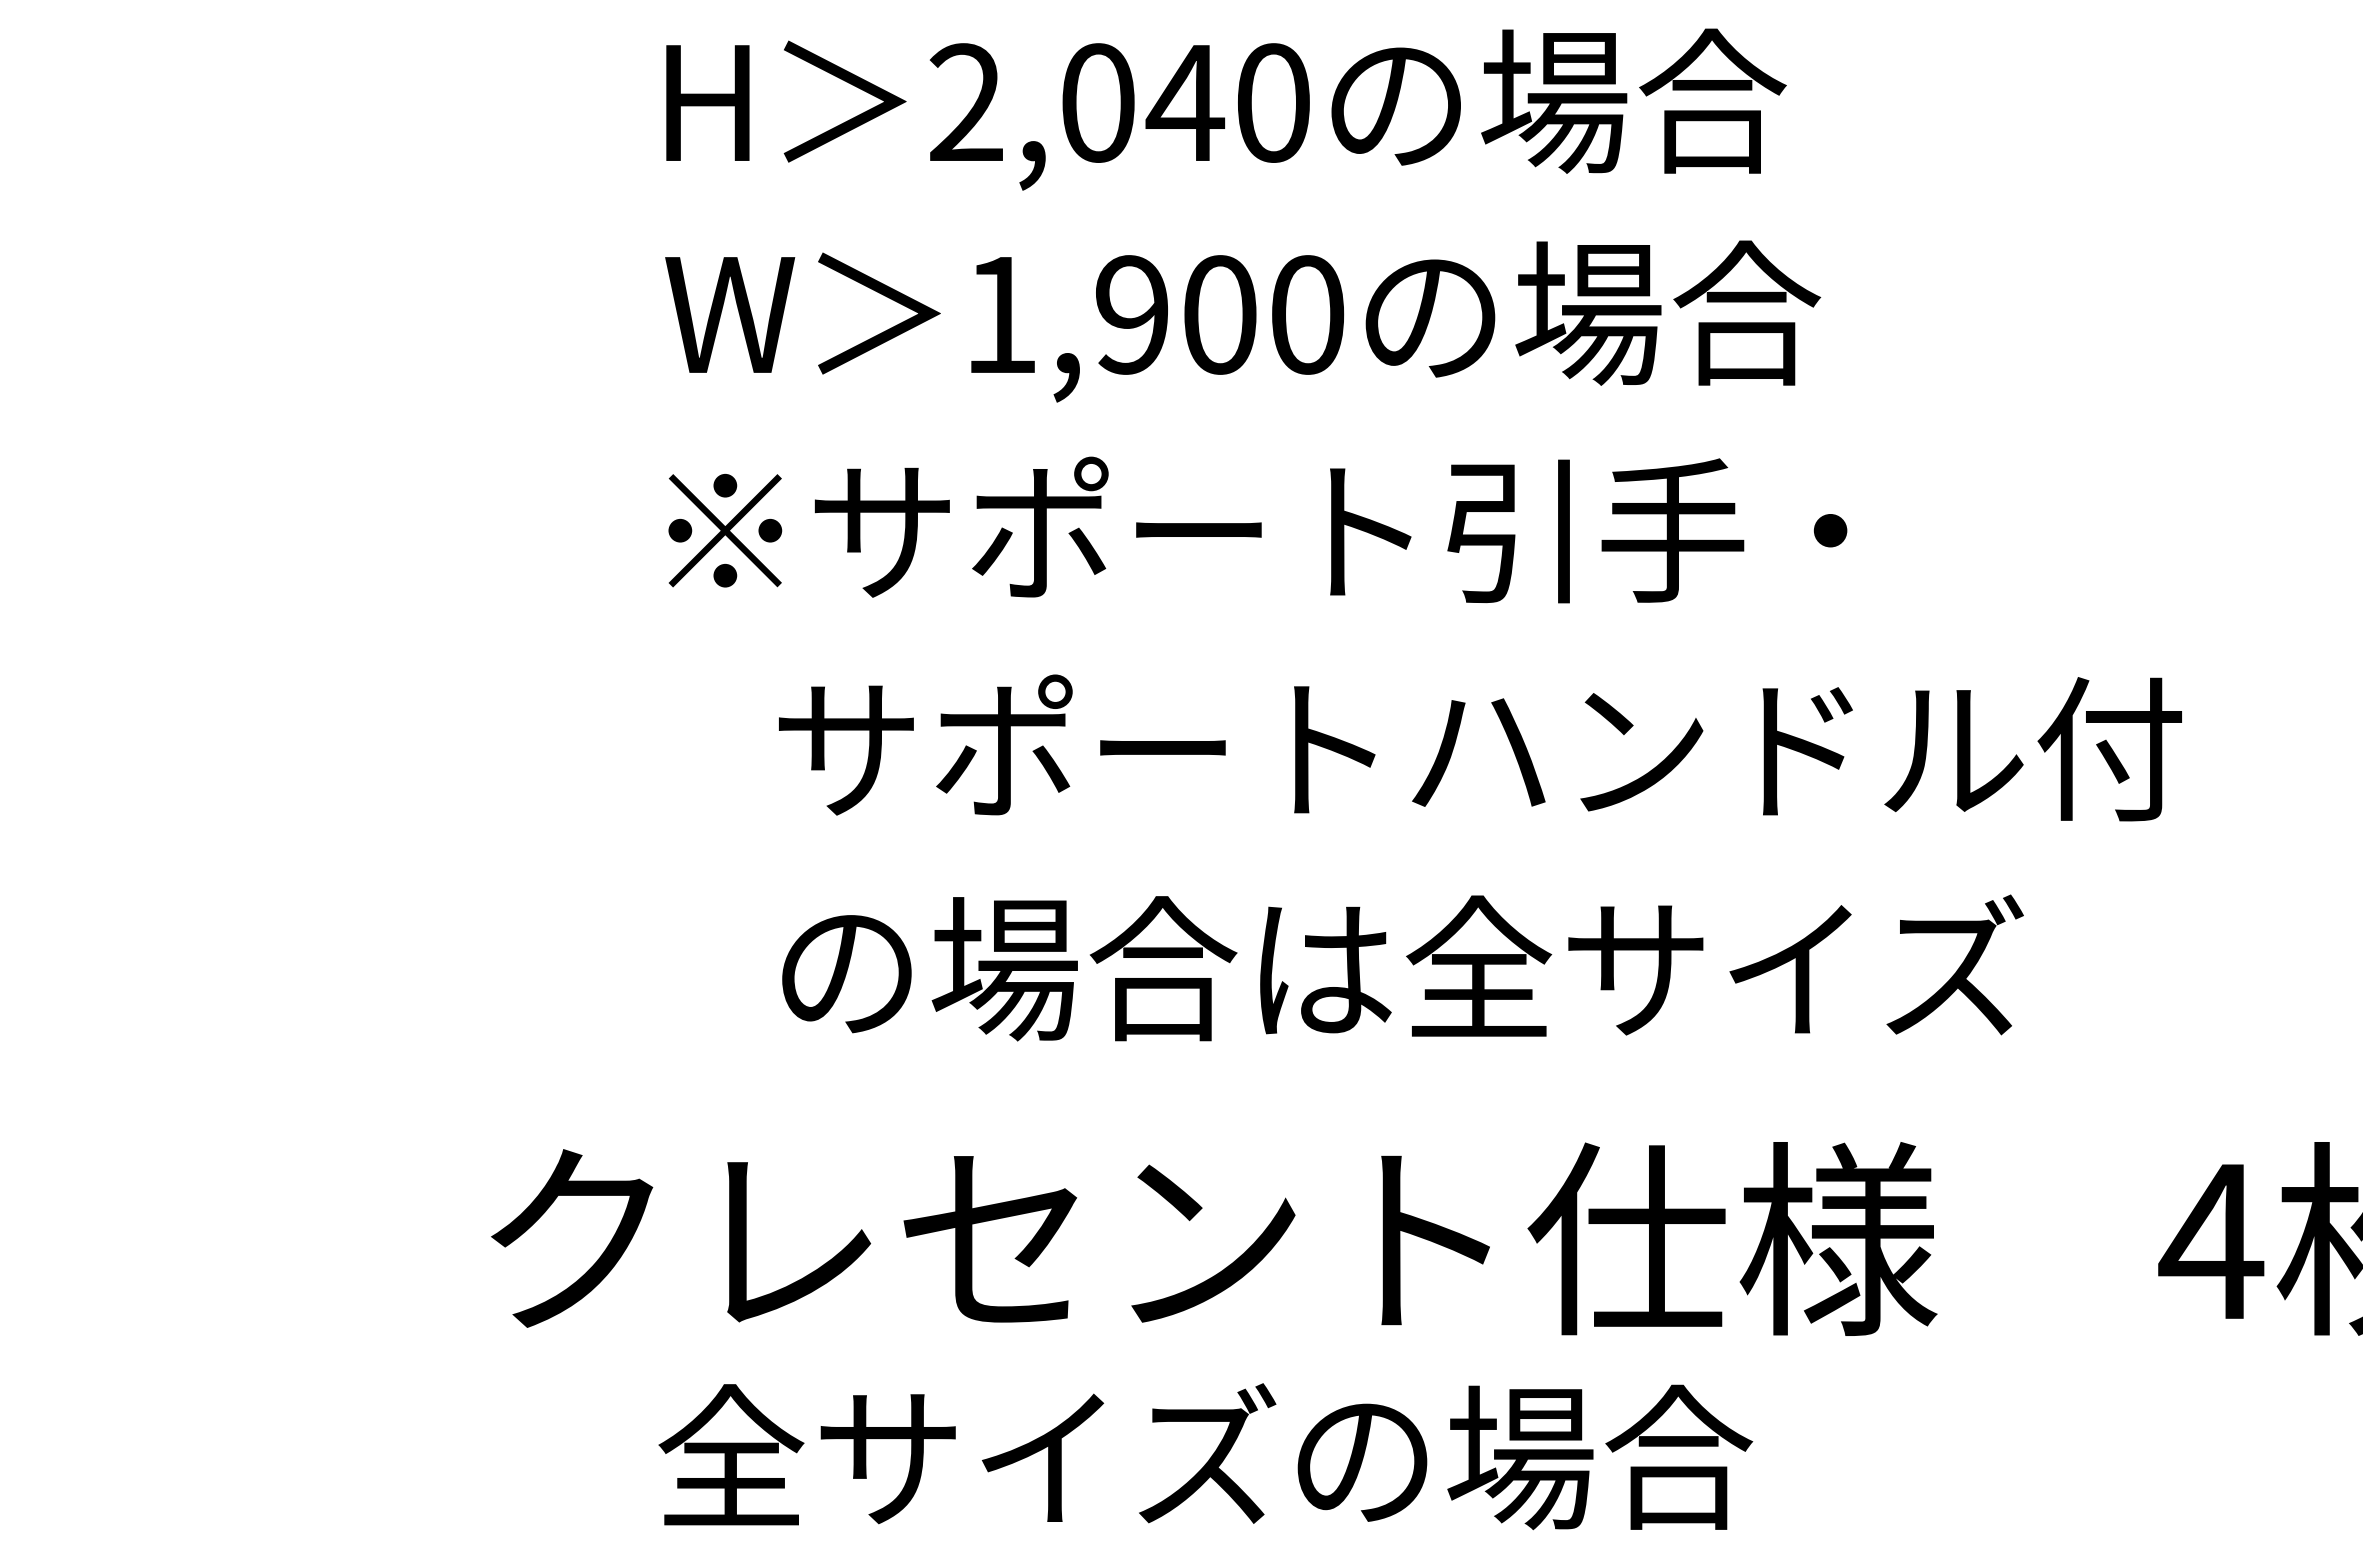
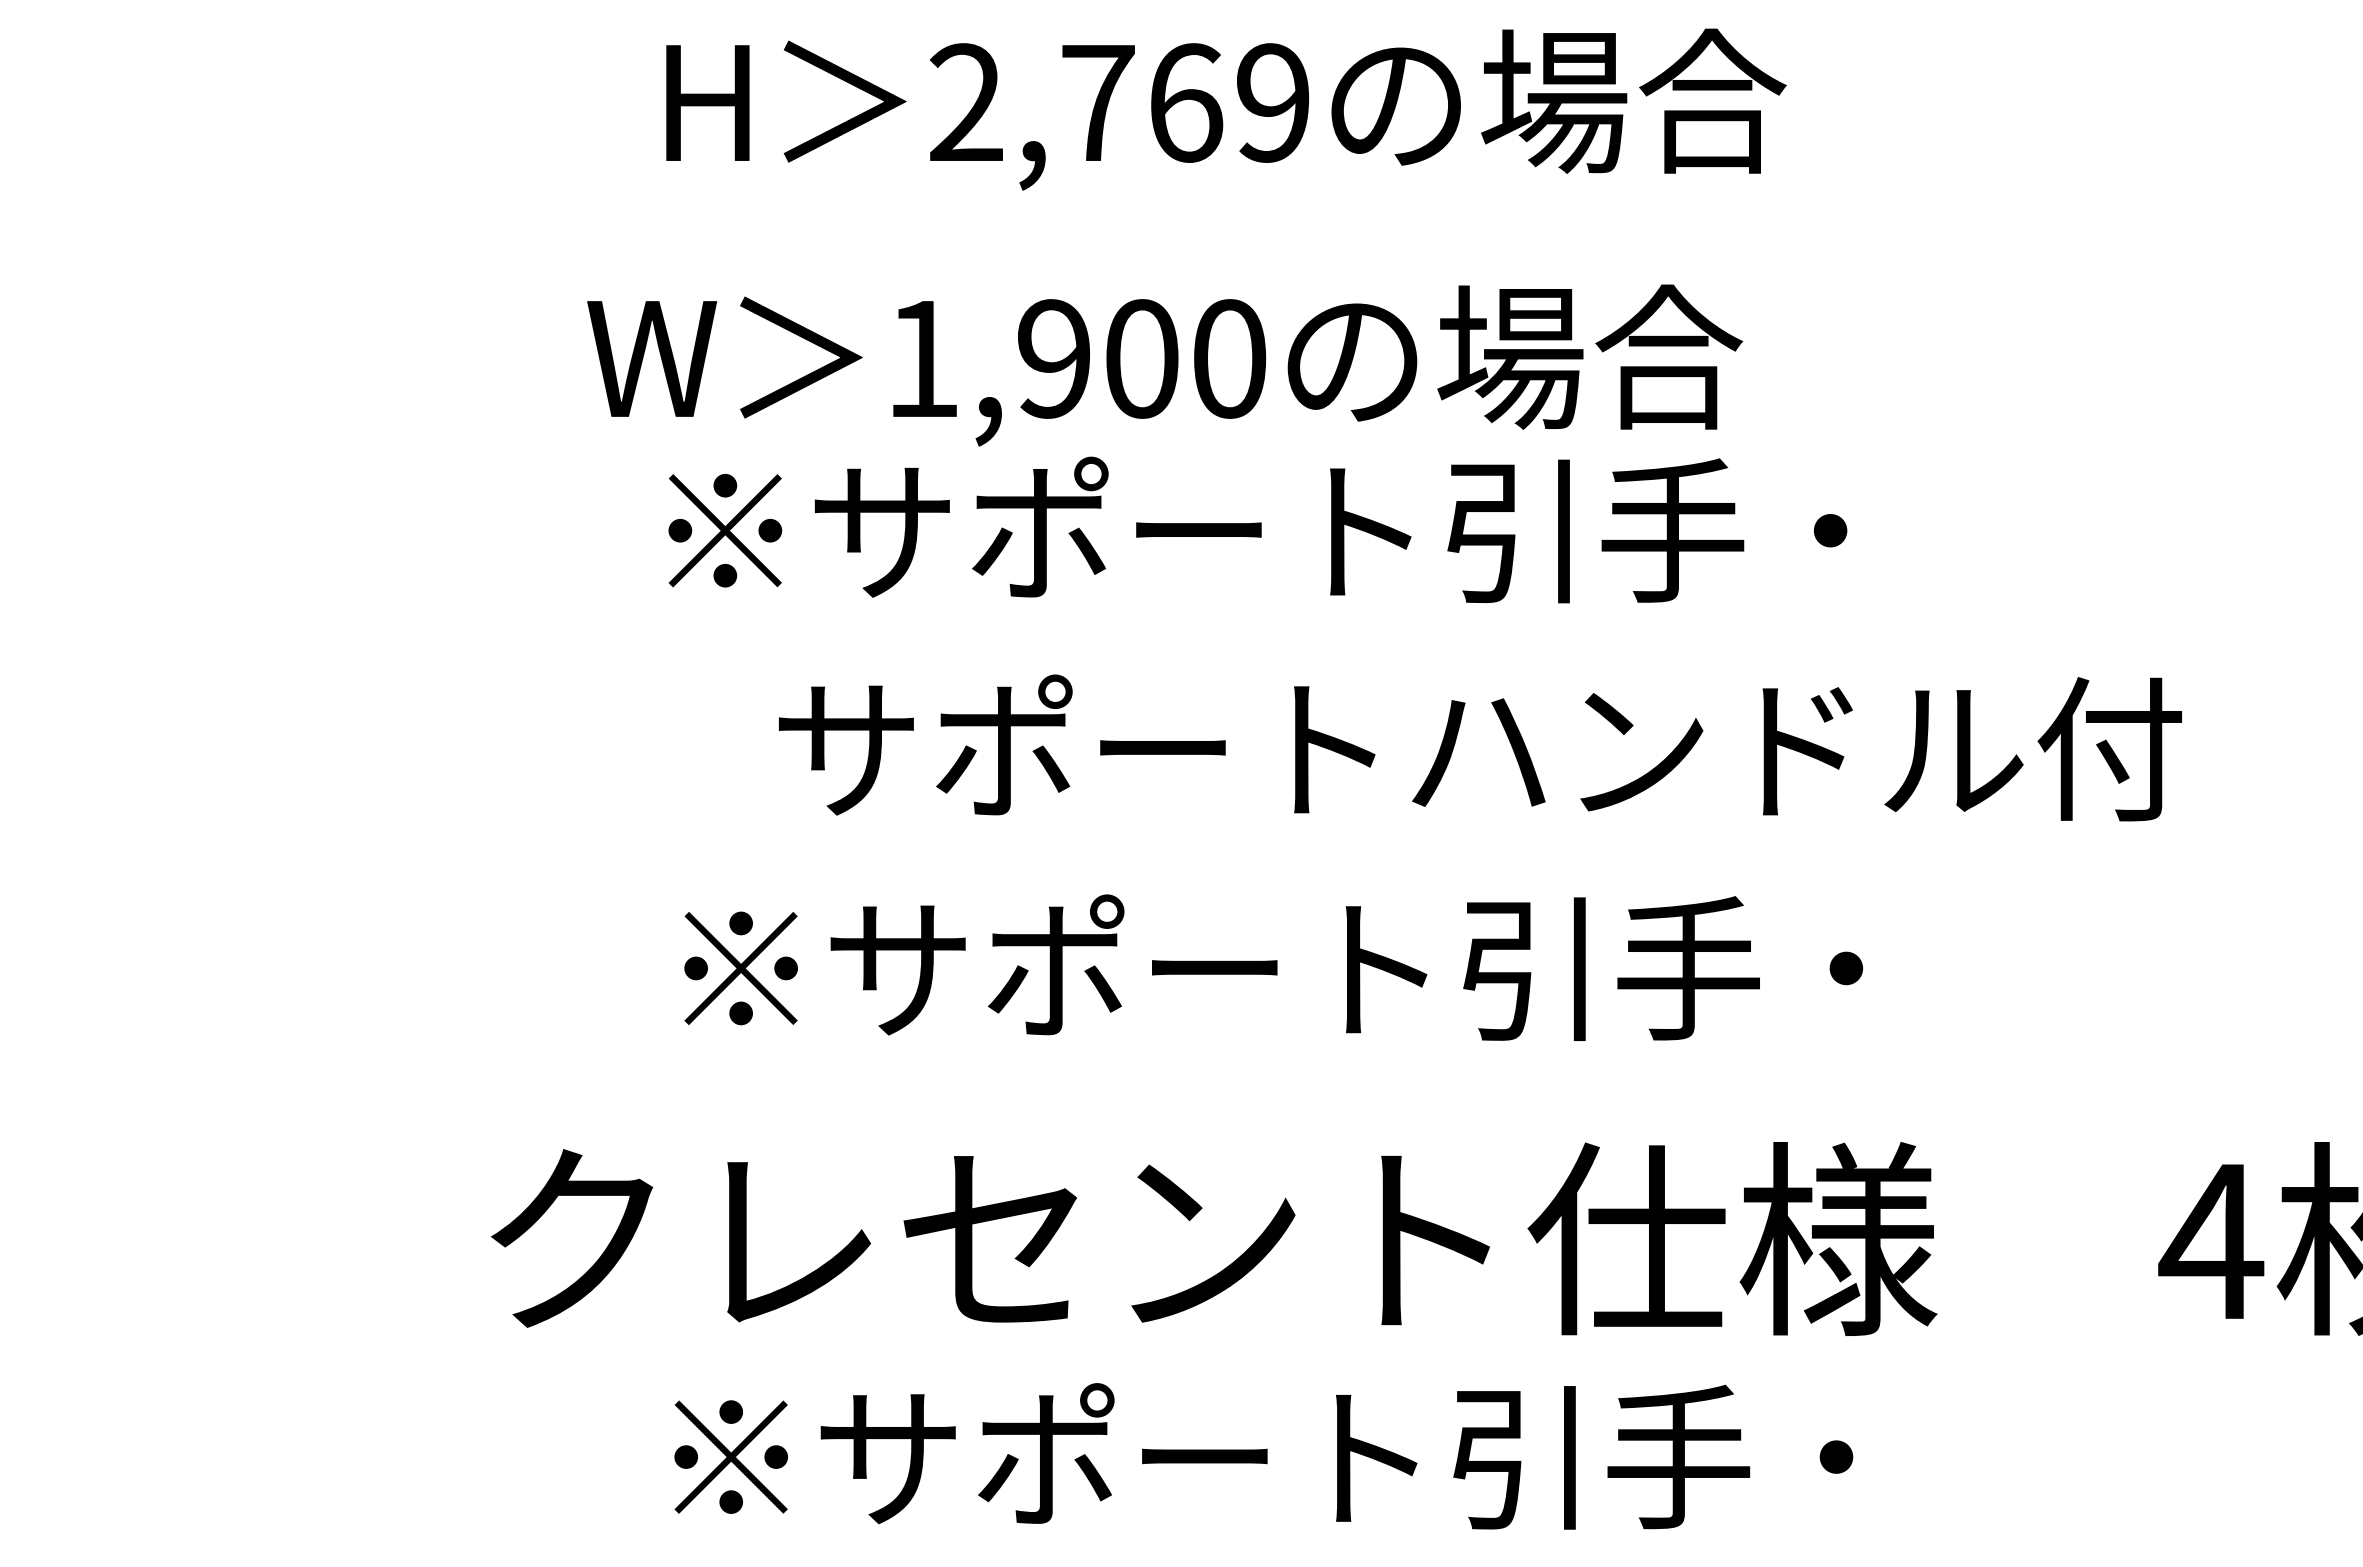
text: 2,040 -> 2,769 (1185, 102)
text position: (1243, 321) -> (1165, 365) (1165, 365)
text: の場合は全サイズ -> ※サポート引手・ (1353, 967)
text: 全サイズの場合 -> ※サポート引手・ (1255, 1456)
